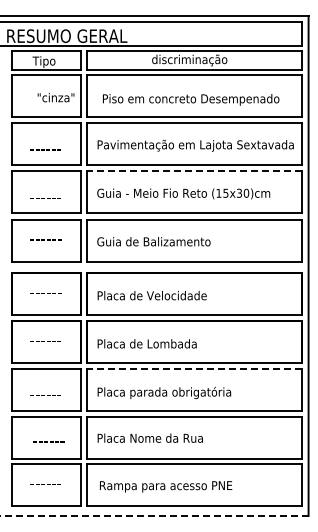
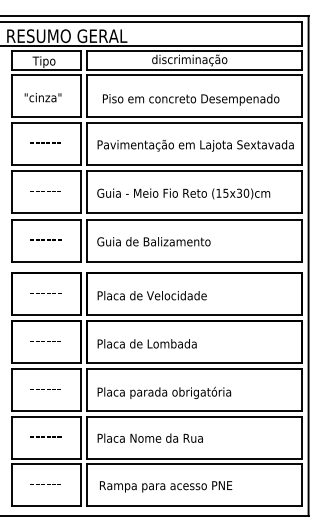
text position: (55, 97) -> (42, 97) (42, 97)
text position: (45, 149) -> (45, 142) (45, 142)
line: dashed -> solid (194, 171)
text position: (45, 198) -> (45, 191) (45, 191)
line: dashed -> solid (194, 369)
text position: (45, 395) -> (45, 389) (45, 389)
text position: (48, 441) -> (45, 436) (45, 436)
line: dashed -> solid (154, 516)
